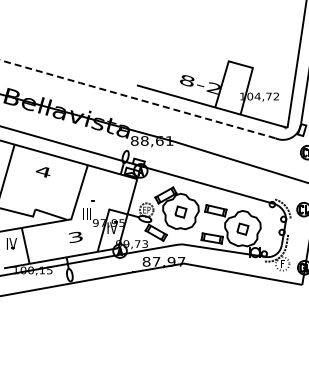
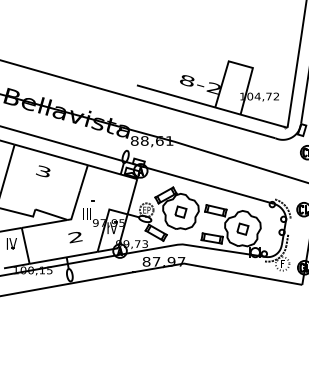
line: dashed -> solid (137, 99)
text: 4 -> 3 (42, 171)
text: 3 -> 2 (75, 237)
